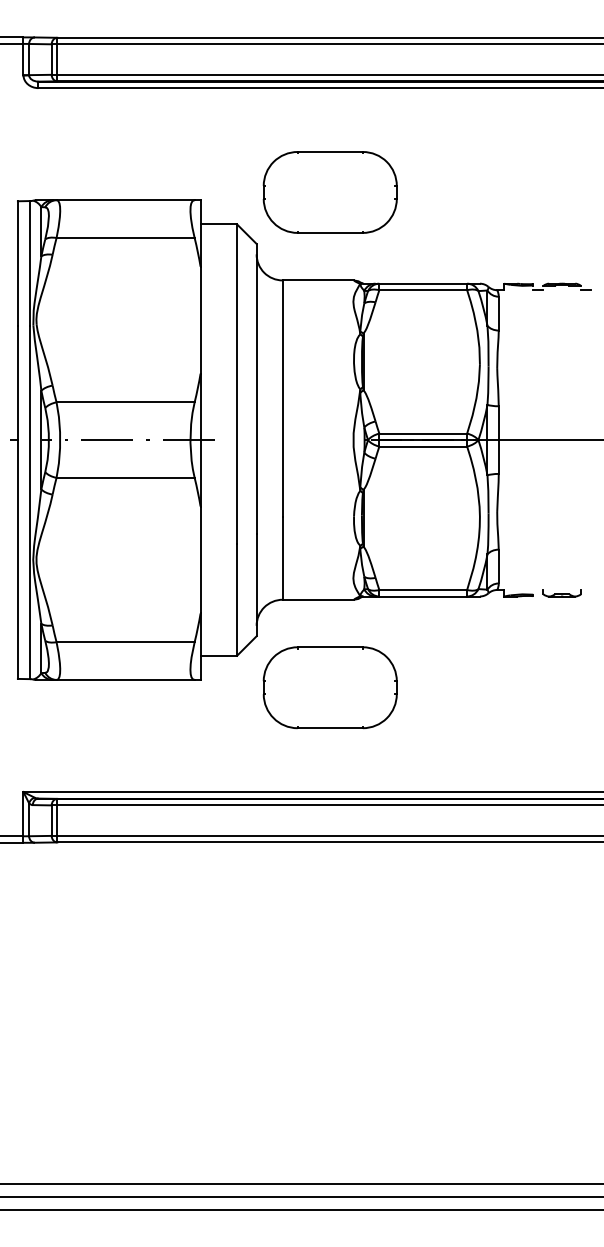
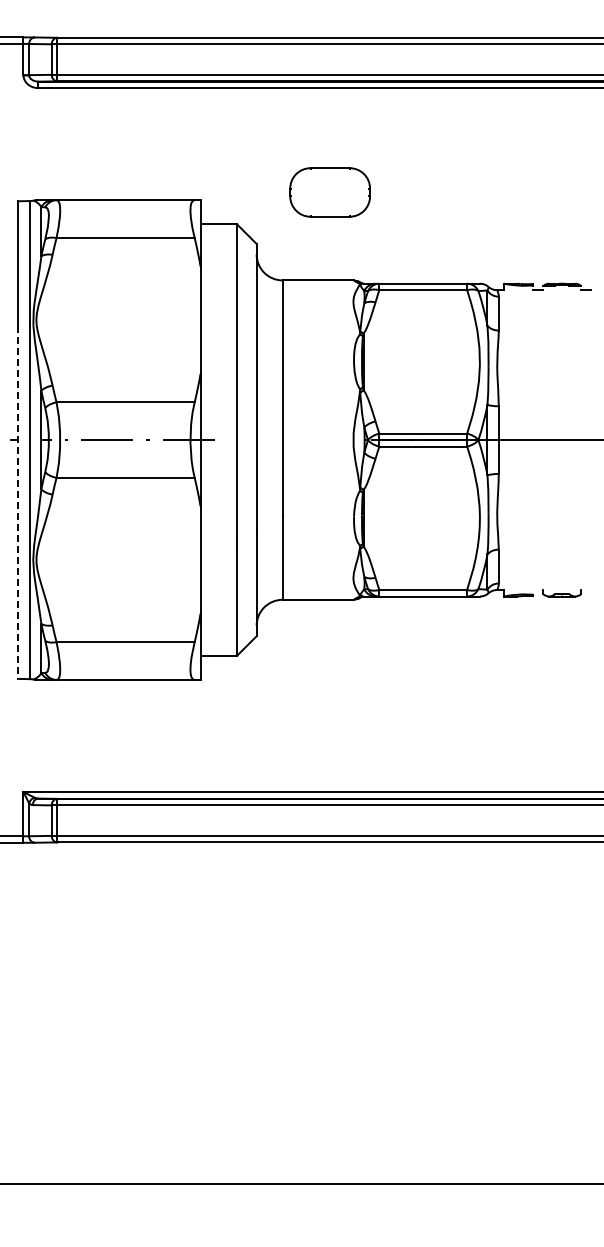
part size: 136x83 px -> 82x51 px (329, 192)
line: solid -> dashed (17, 502)
part: present -> none (329, 687)
line: present -> none (301, 1196)
line: present -> none (301, 1209)
